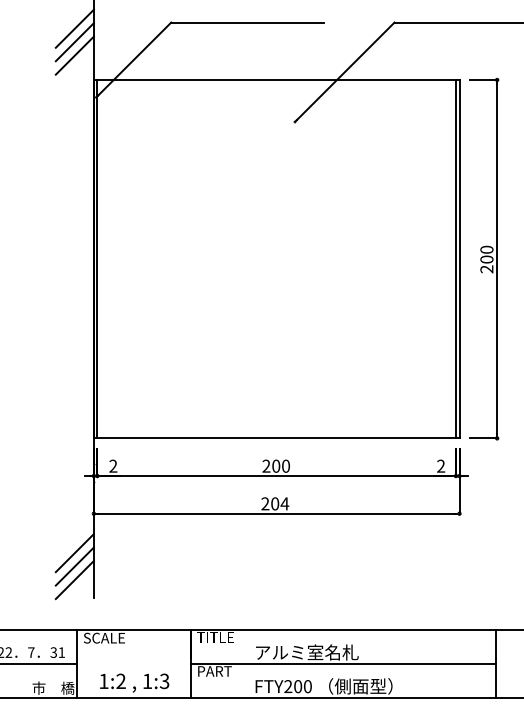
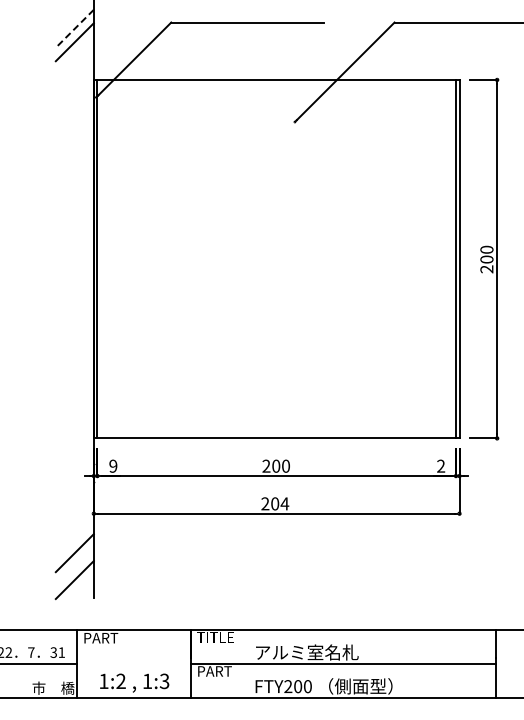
line: solid -> dashed (74, 28)
line: present -> none (74, 55)
text: 2 -> 9 (113, 466)
line: present -> none (74, 566)
text: SCALE -> PART (103, 637)
